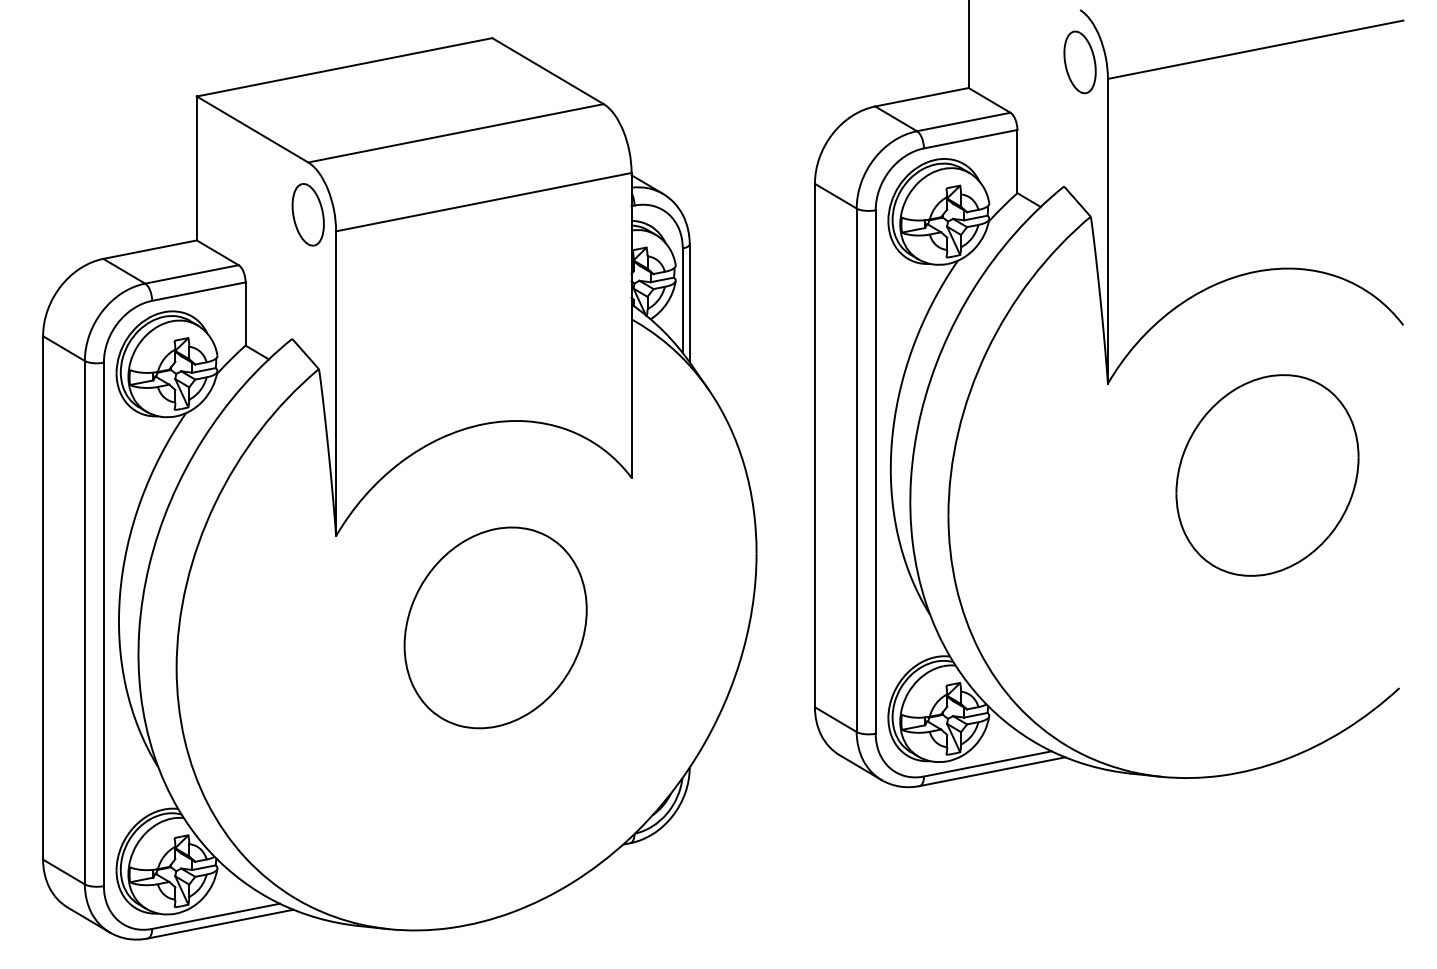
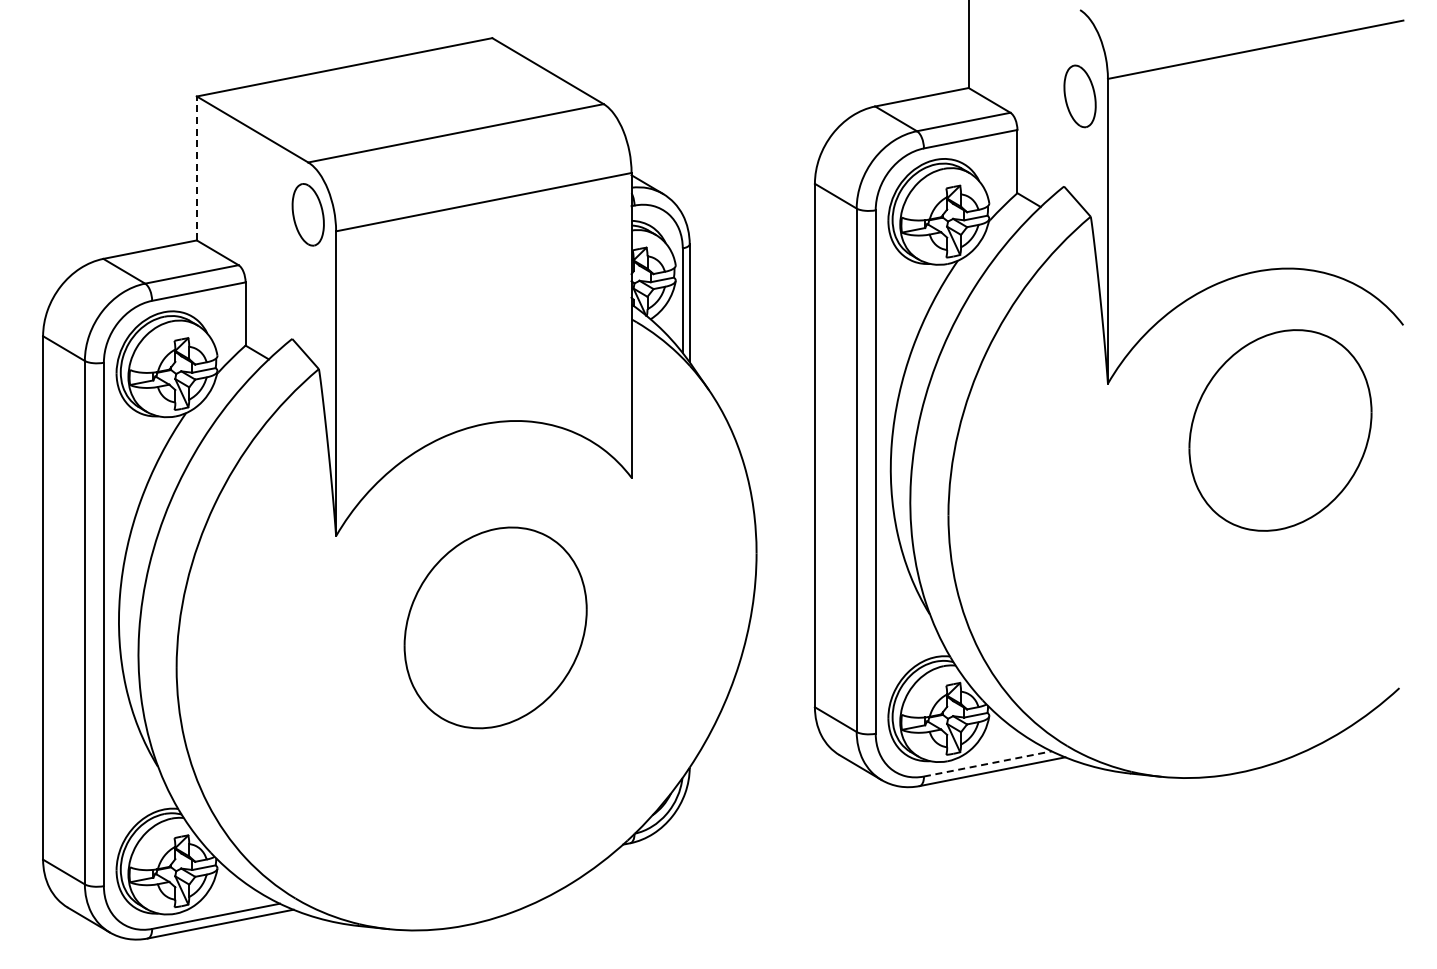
part position: (1079, 62) -> (1079, 96) (1079, 96)
line: solid -> dashed (196, 168)
part position: (1267, 475) -> (1280, 430) (1280, 430)
line: solid -> dashed (988, 763)
